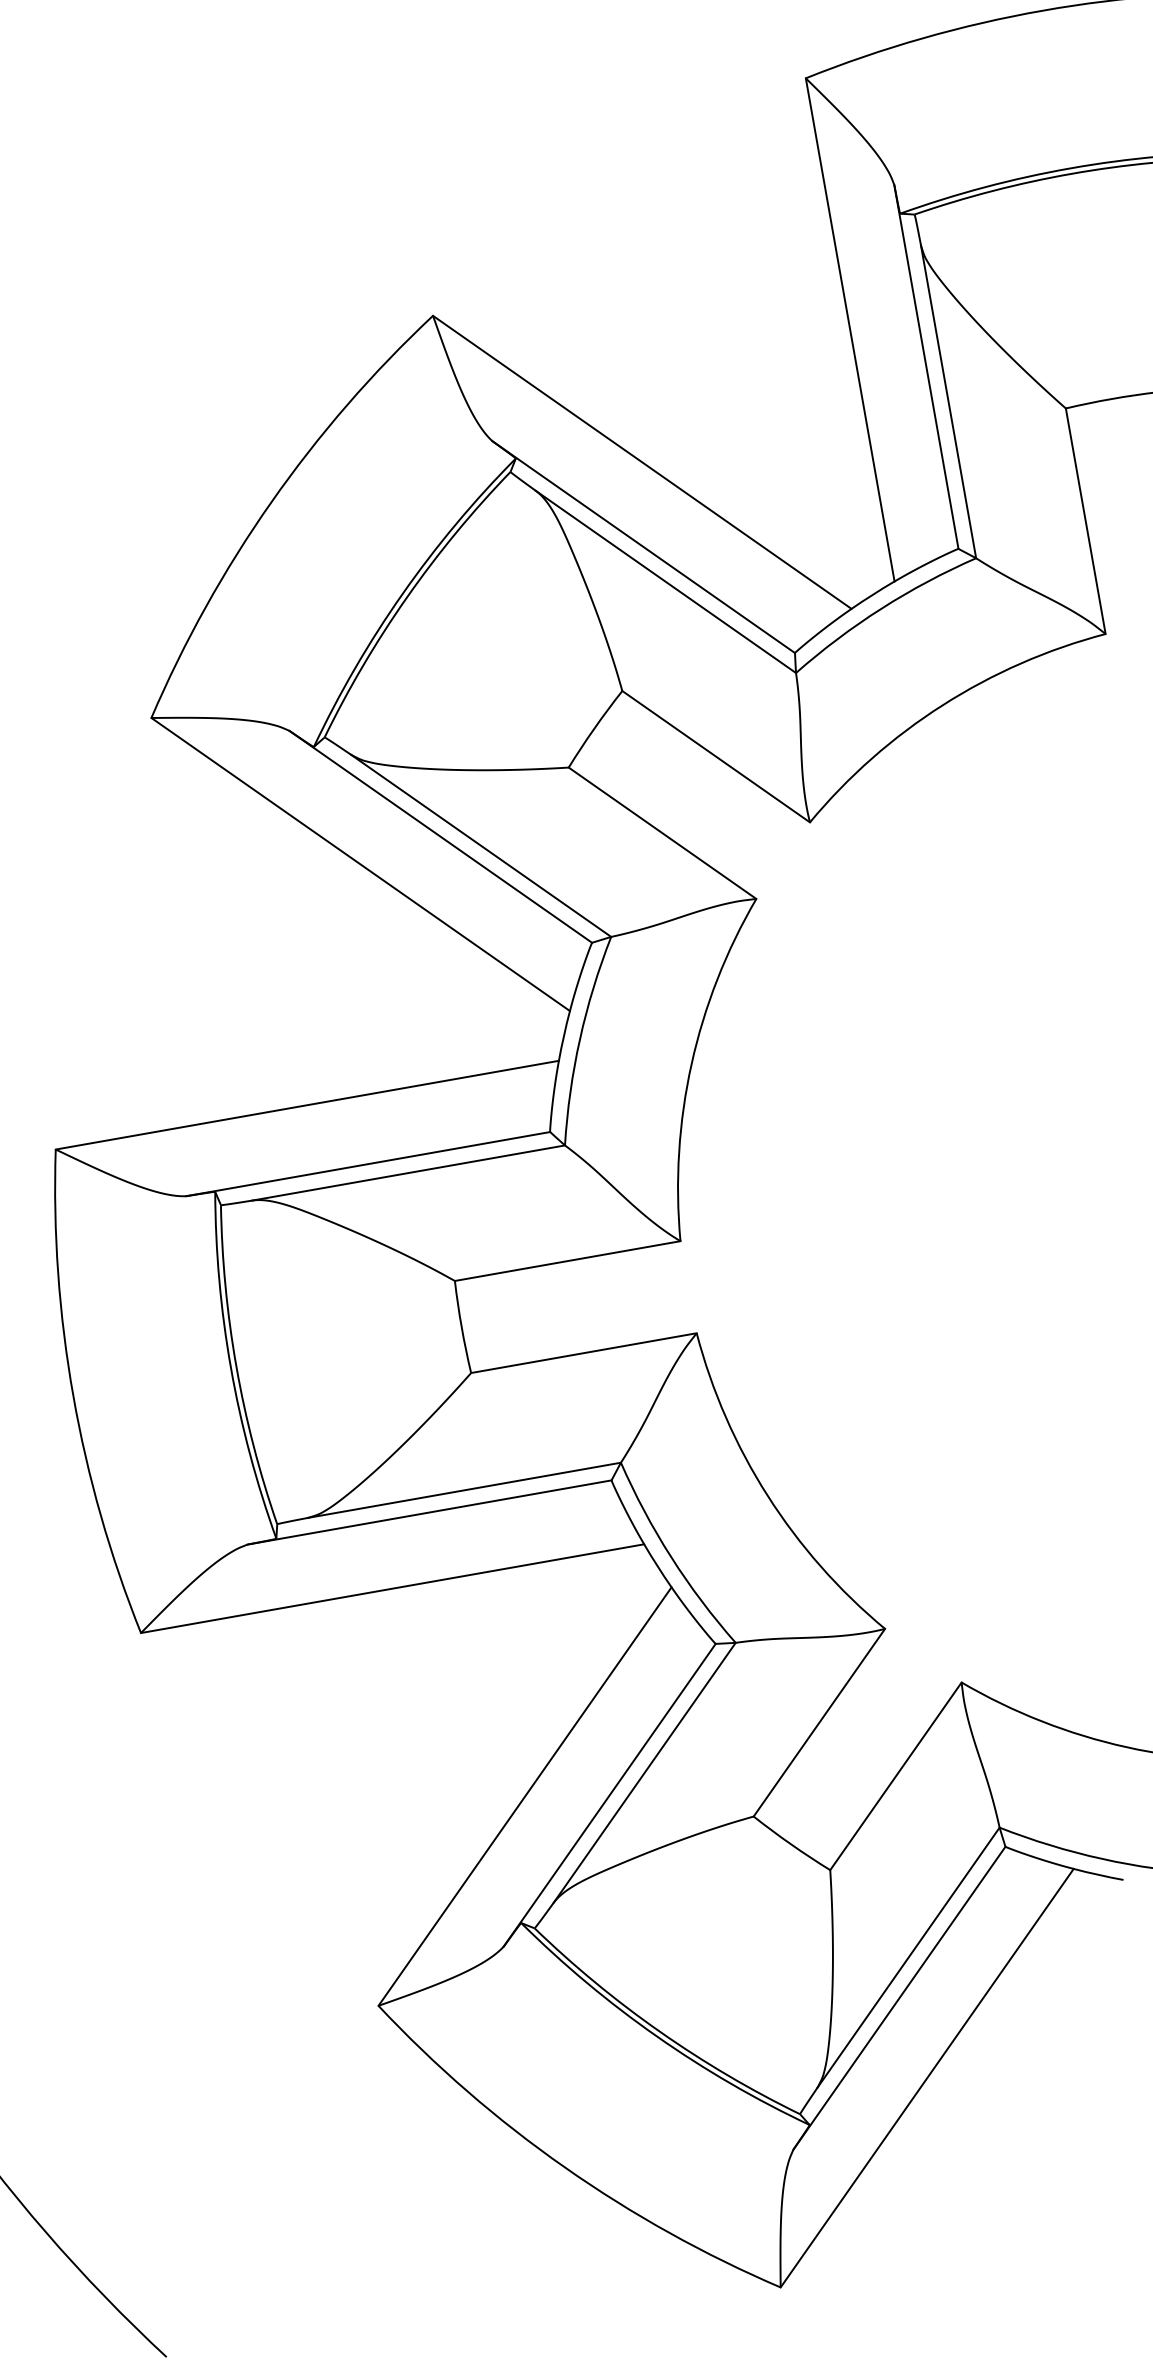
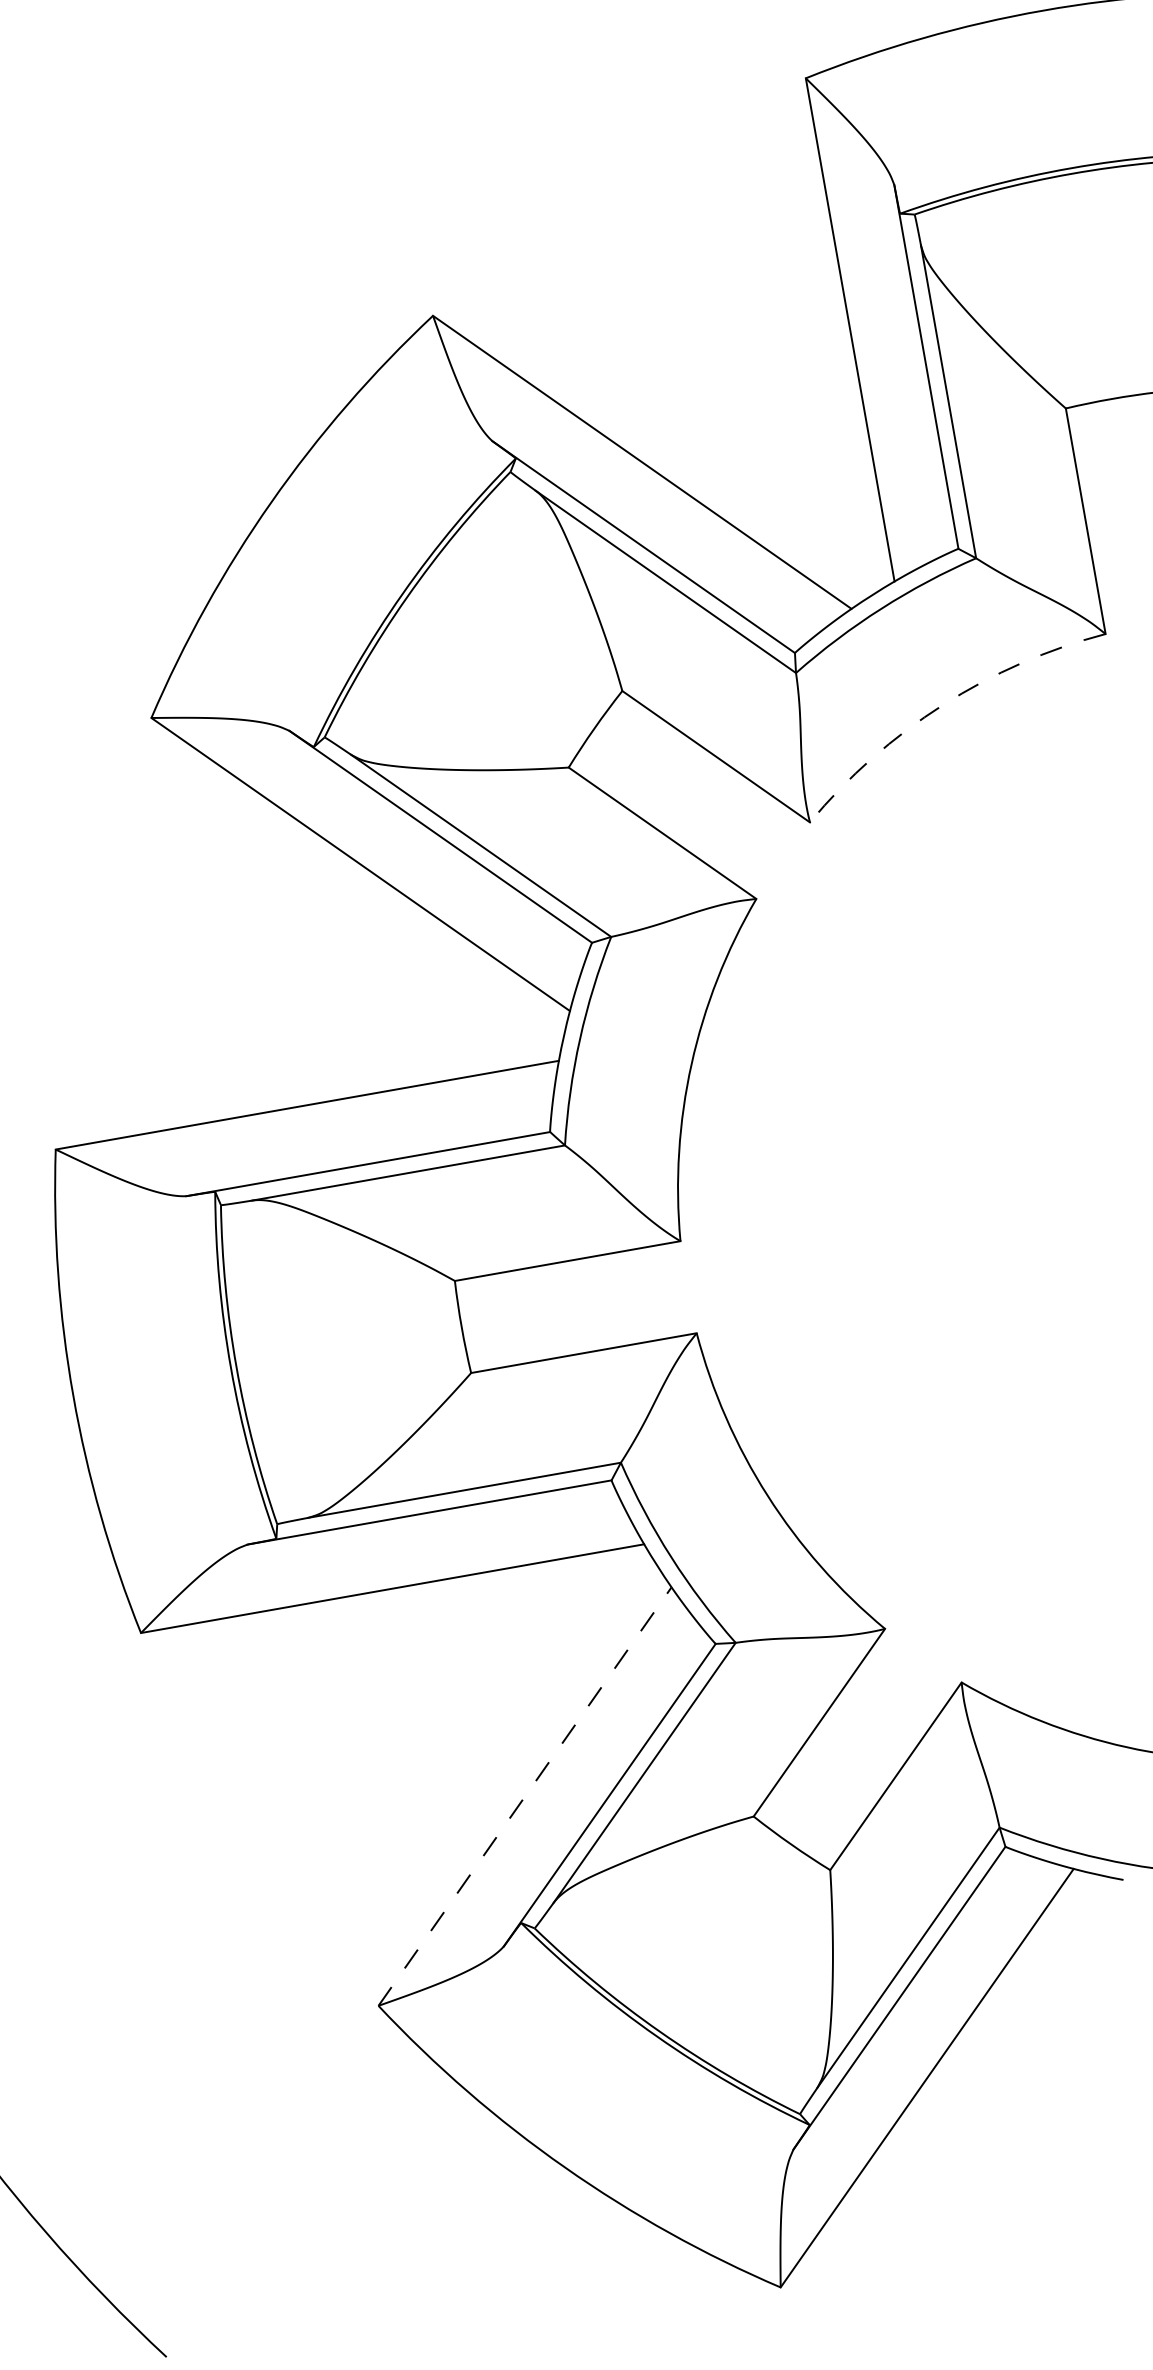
arc: solid -> dashed (943, 705)
line: solid -> dashed (525, 1796)
